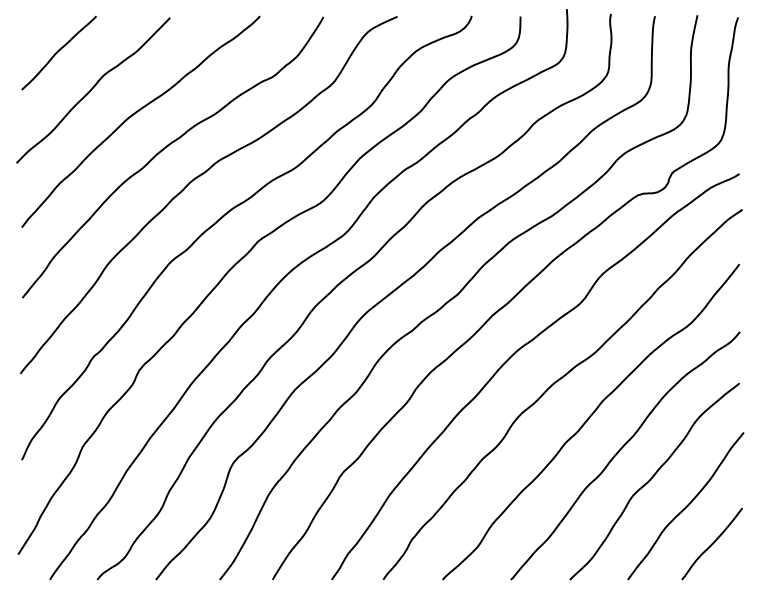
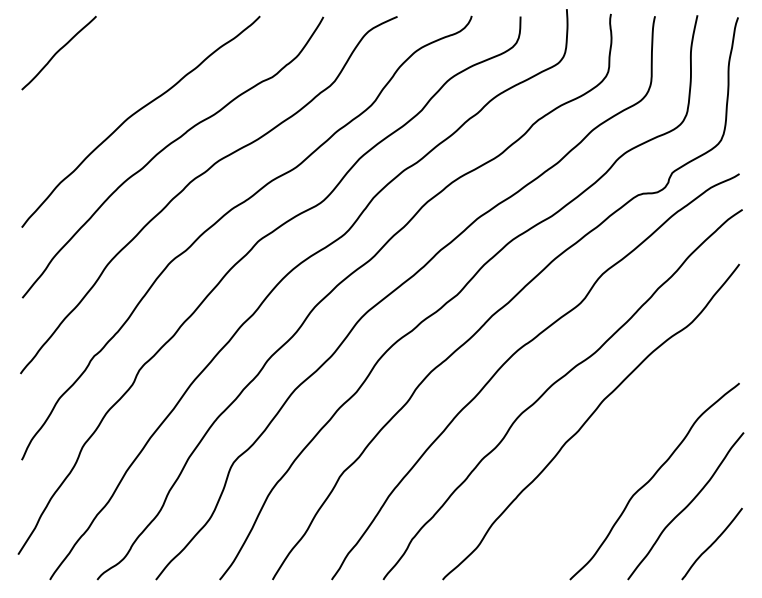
curve: present -> none (92, 89)
curve: present -> none (619, 452)
